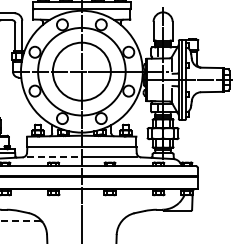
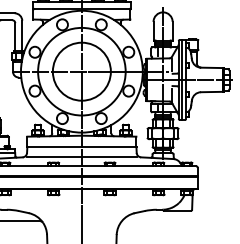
line: dashed -> solid (54, 157)
line: dashed -> solid (20, 221)
